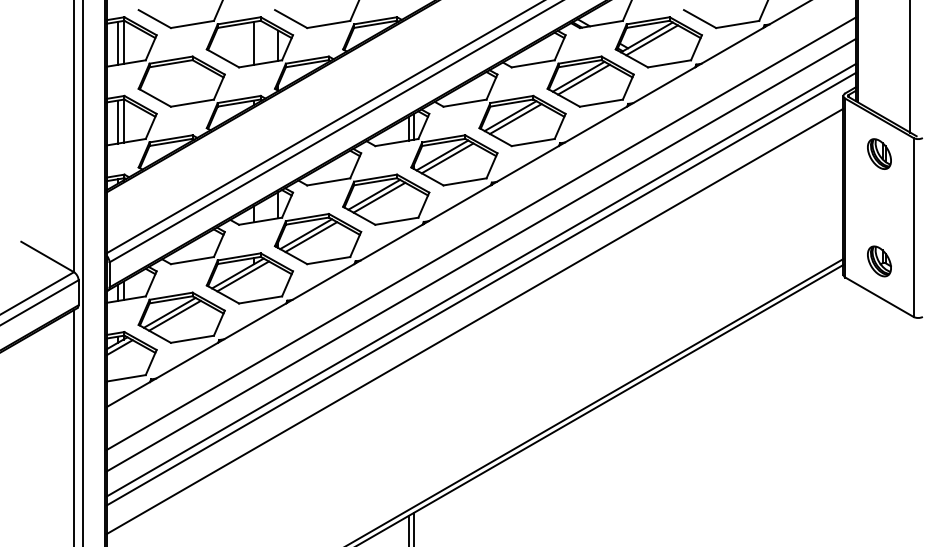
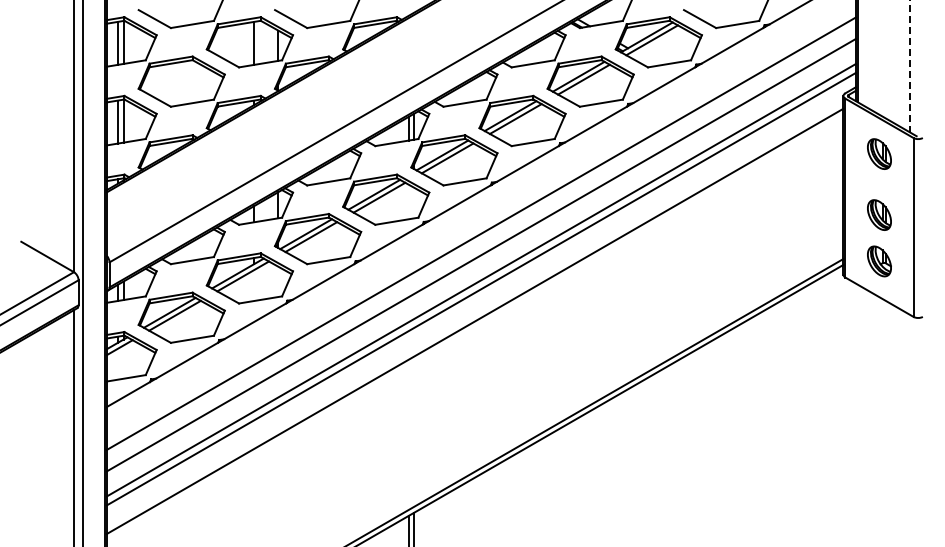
line: solid -> dashed (910, 66)
line: present -> none (323, 127)
part: none -> present (879, 214)
